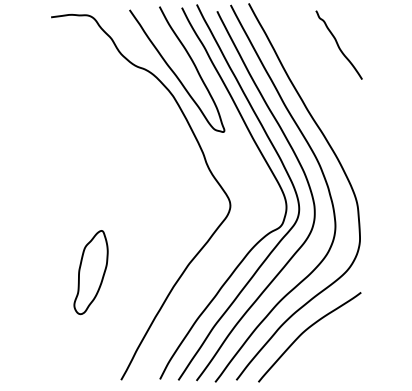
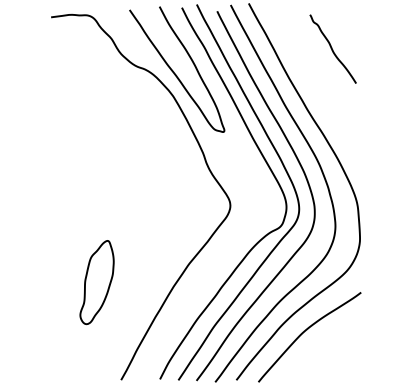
curve position: (338, 44) -> (332, 48) (332, 48)
part position: (90, 272) -> (96, 282) (96, 282)
